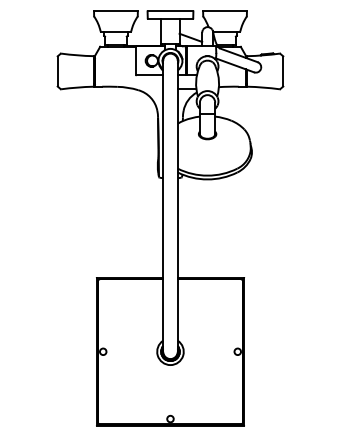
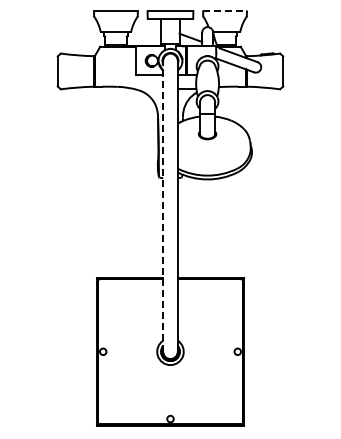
line: solid -> dashed (225, 11)
line: solid -> dashed (163, 205)
